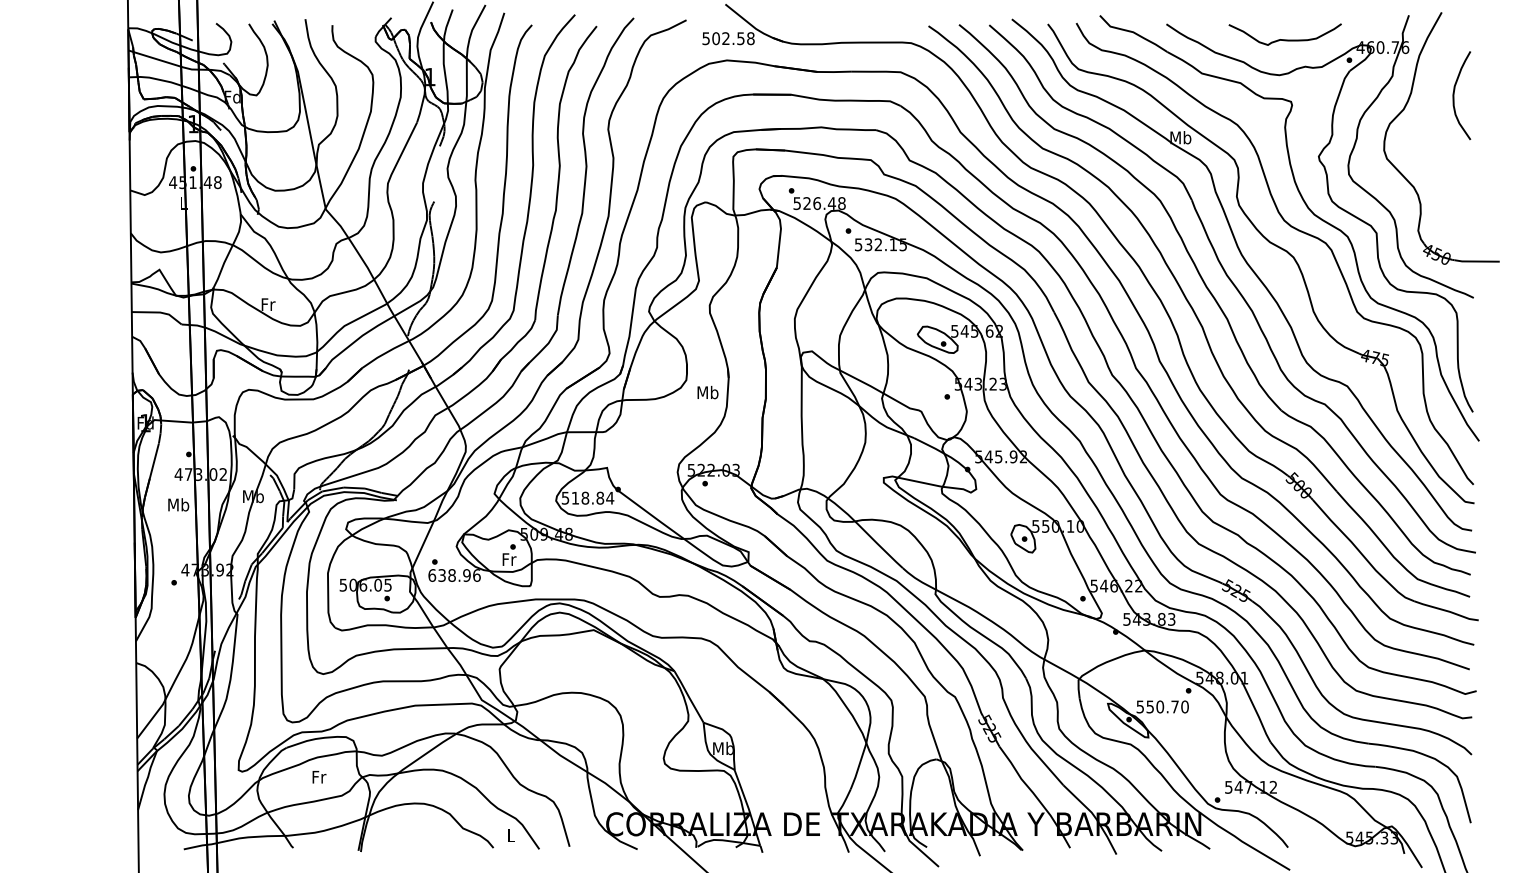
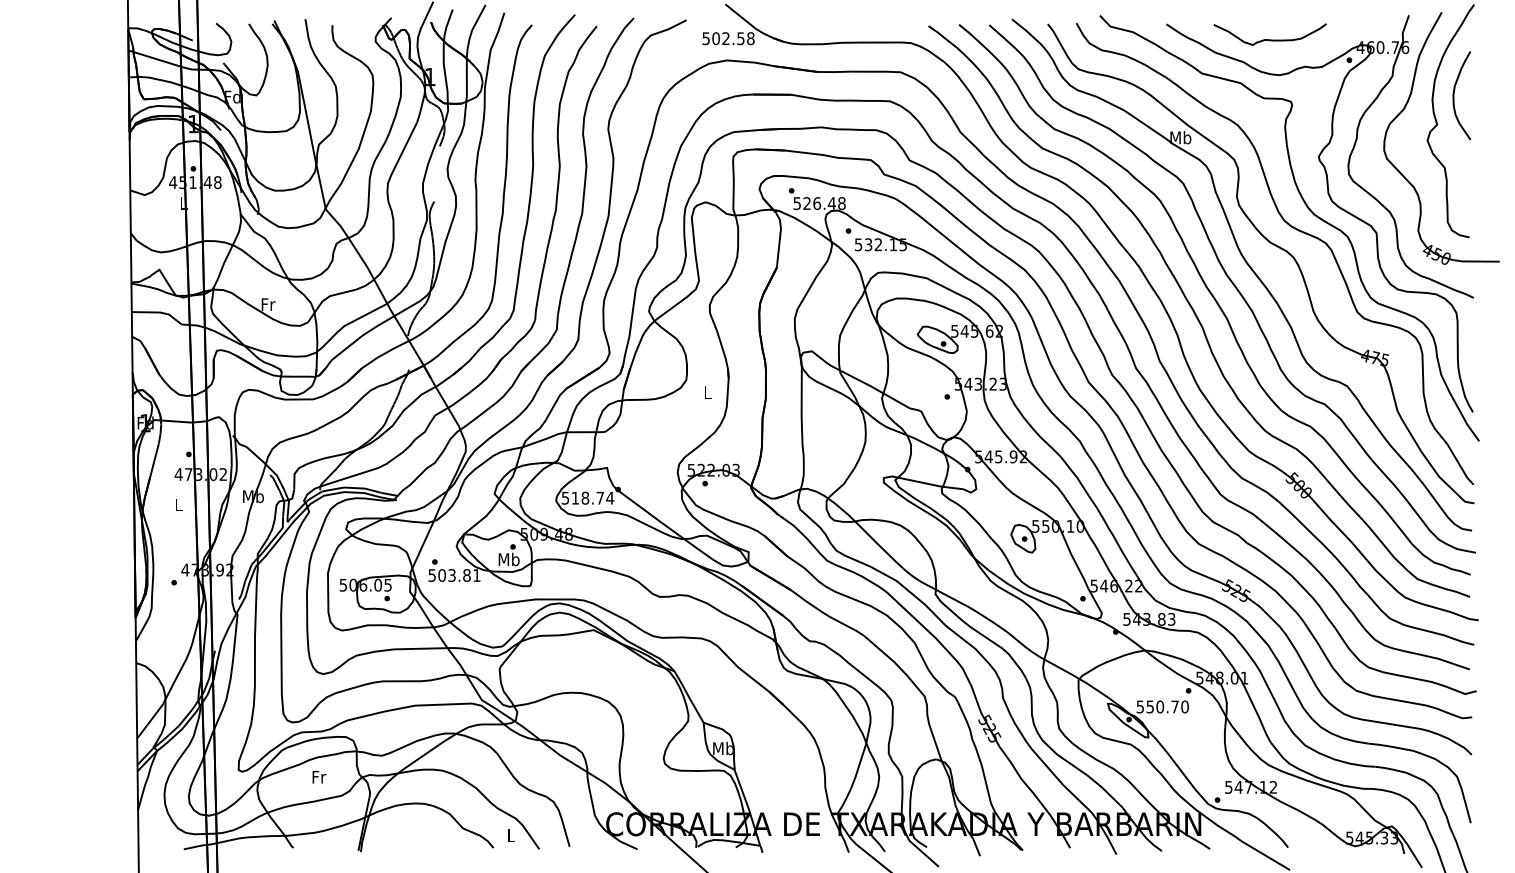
curve position: (1284, 39) -> (1269, 39) (1269, 39)
curve: none -> present (1438, 124)
text: Mb -> L (707, 392)
text: 518.84 -> 518.74 (600, 497)
text: Mb -> L (178, 504)
text: Fr -> Mb (508, 559)
text: 638.96 -> 503.81 (454, 575)
